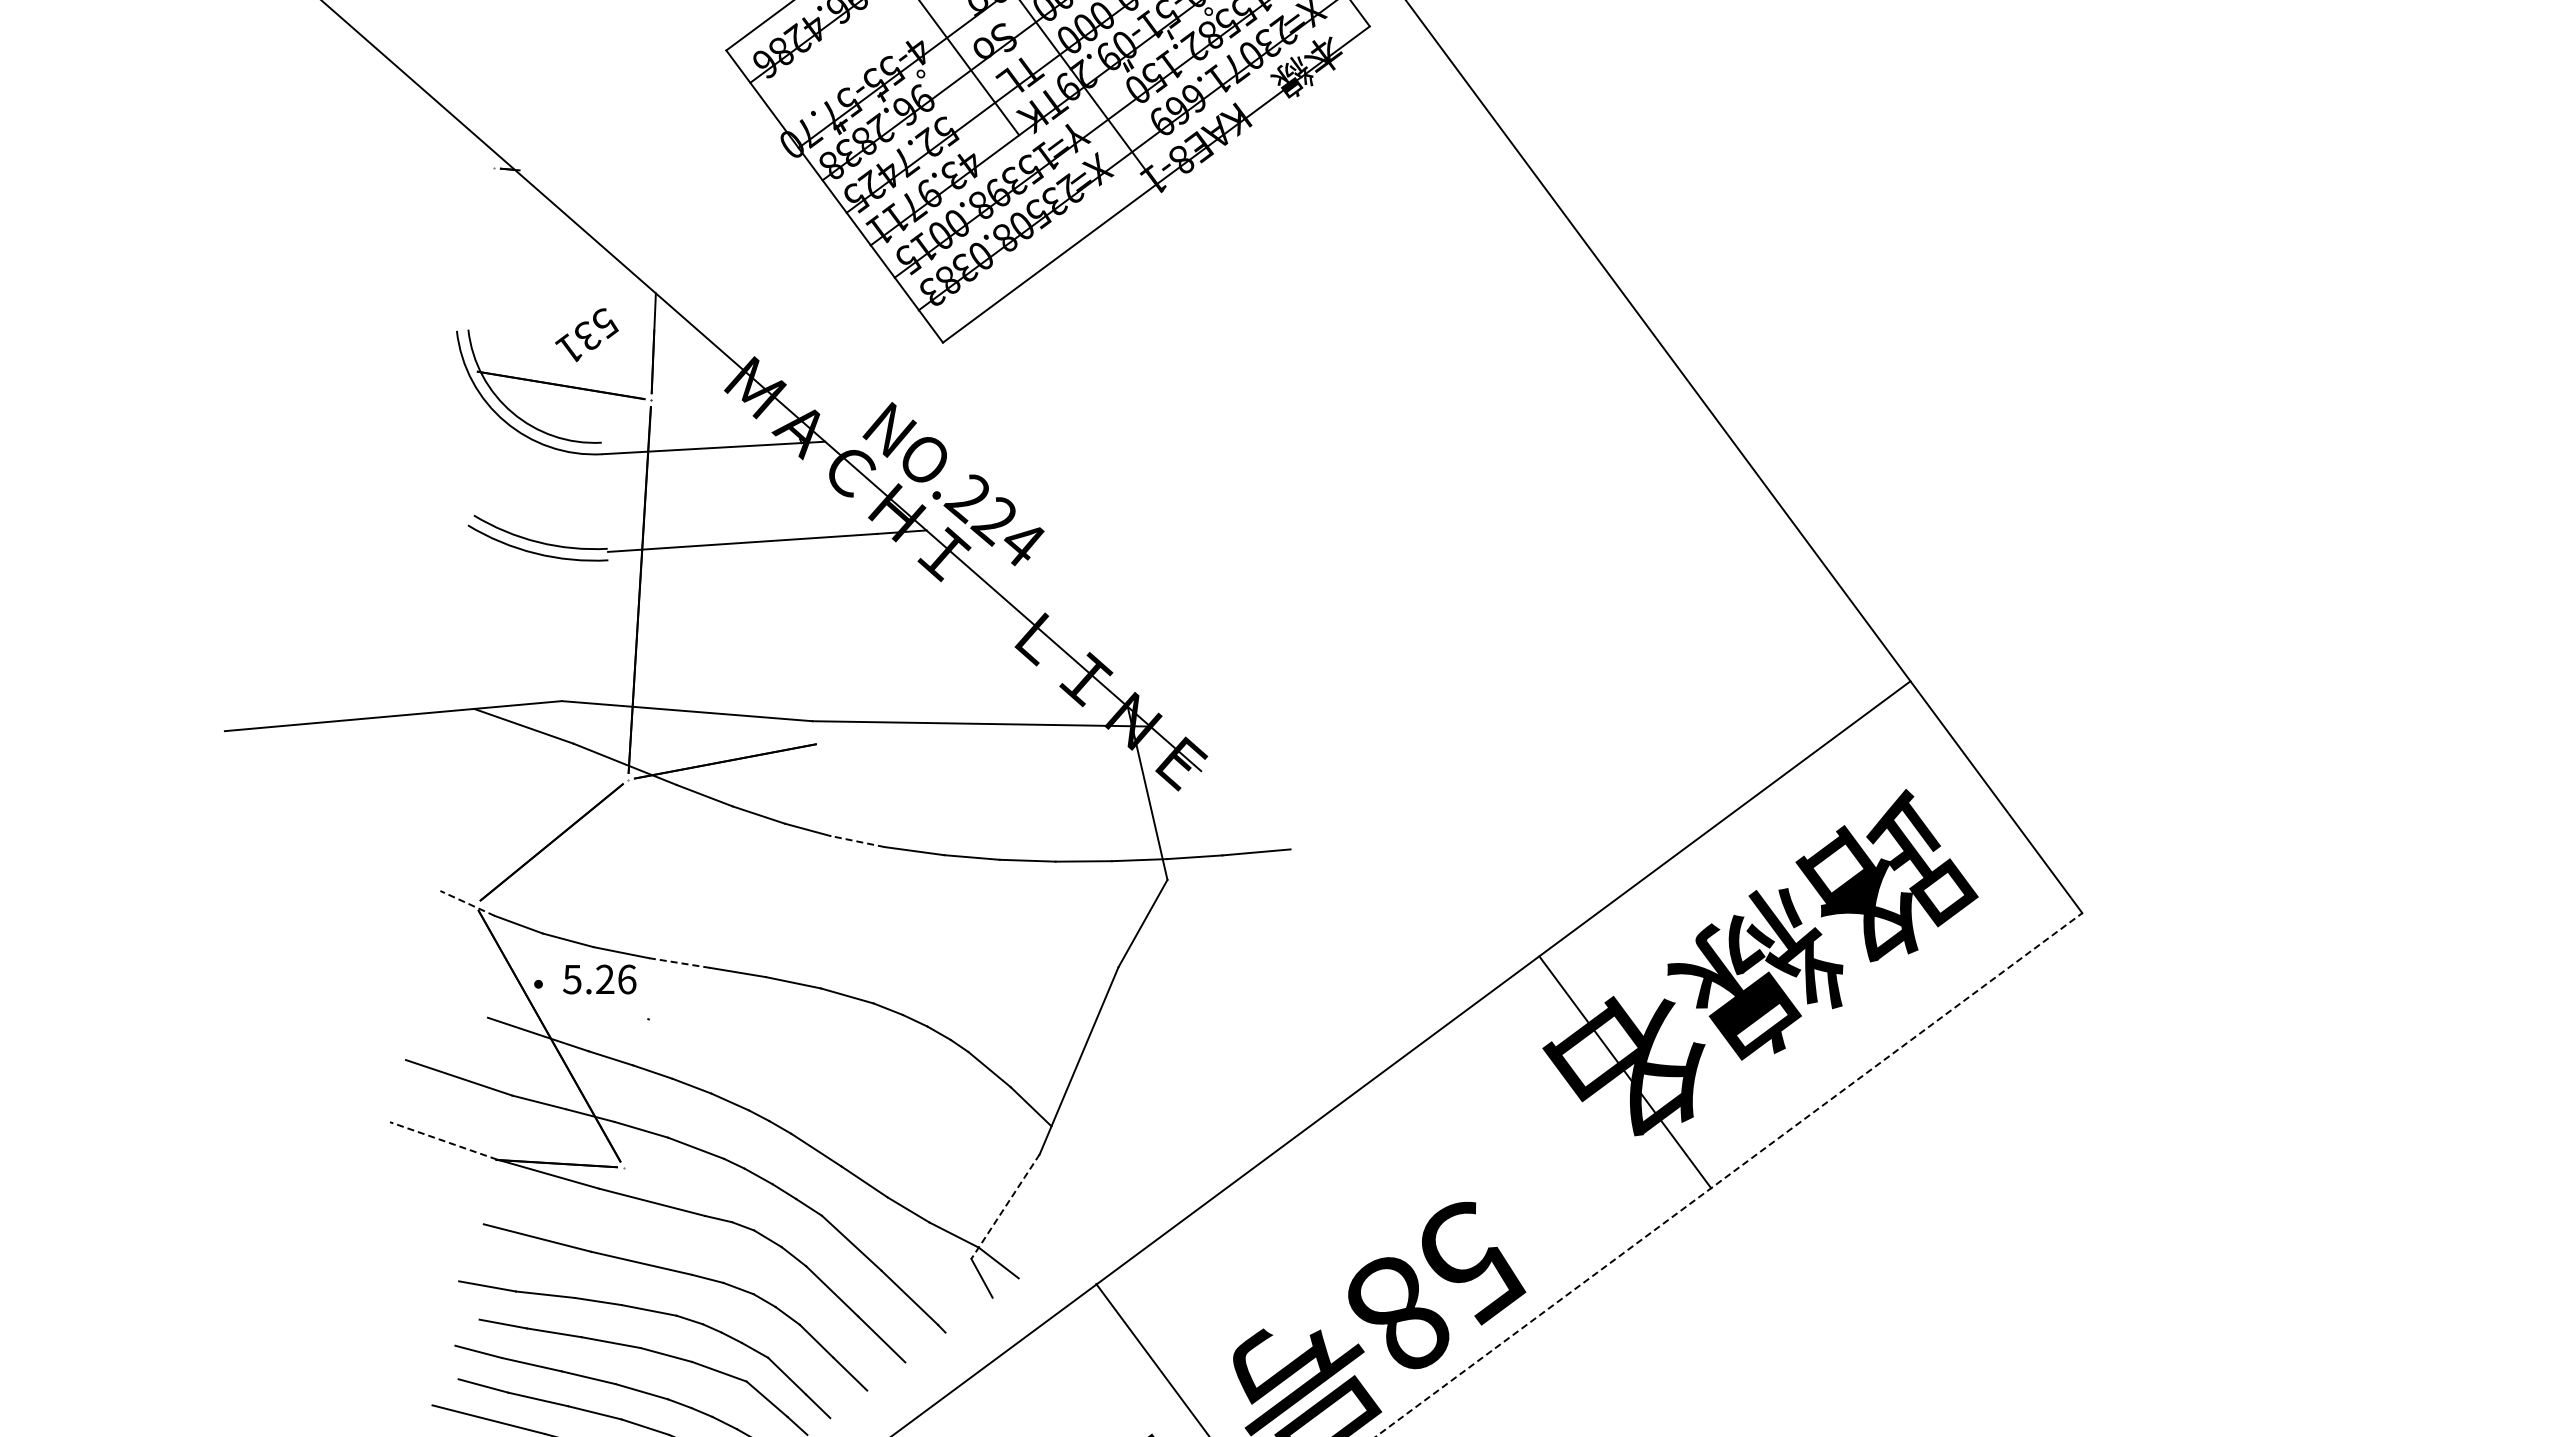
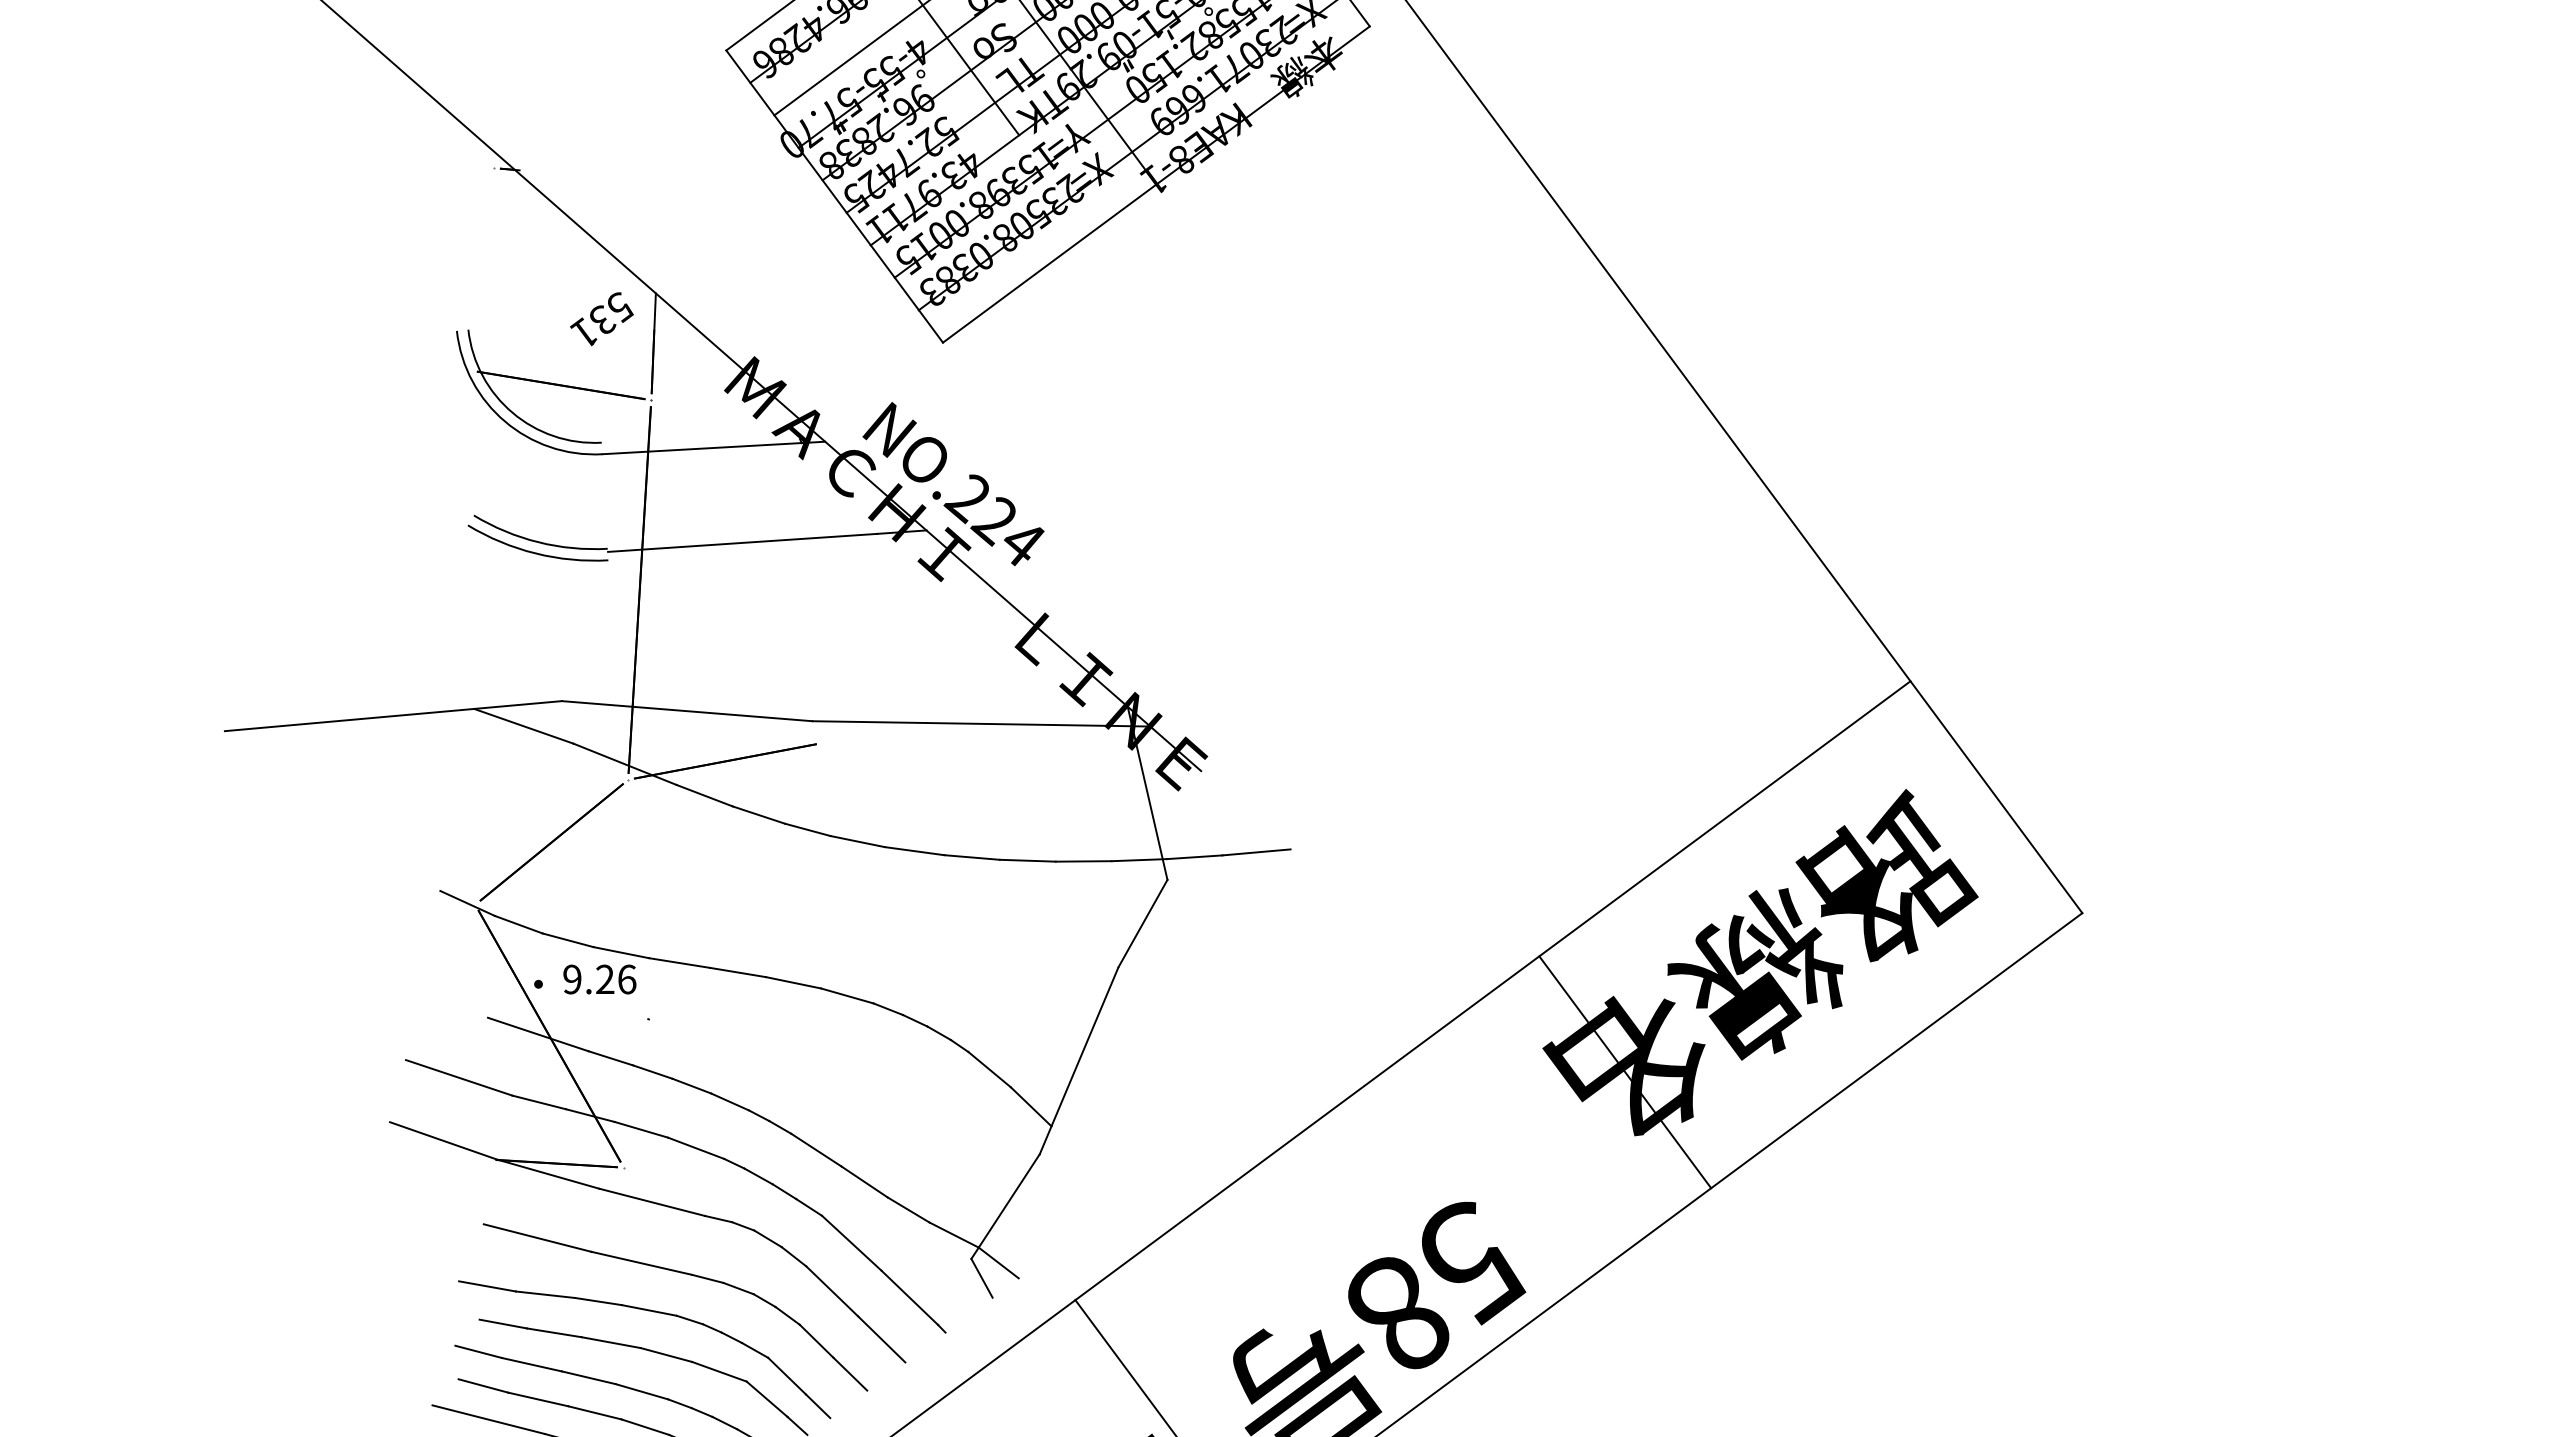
line: none -> present (850, 58)
text position: (586, 335) -> (601, 319) (601, 319)
line: dashed -> solid (857, 841)
line: dashed -> solid (467, 903)
line: dashed -> solid (679, 963)
text: 5.26 -> 9.26 (572, 979)
line: dashed -> solid (443, 1140)
line: dashed -> solid (1729, 1174)
line: dashed -> solid (1005, 1207)
line position: (1151, 1358) -> (1124, 1366) (1124, 1366)
